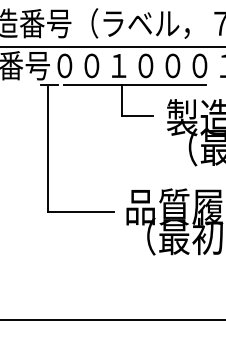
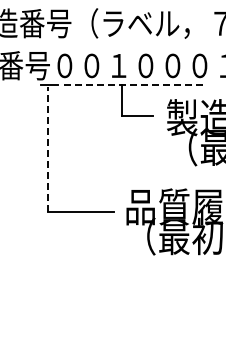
line: present -> none (112, 47)
line: solid -> dashed (134, 84)
line: solid -> dashed (48, 149)
line: present -> none (112, 319)
